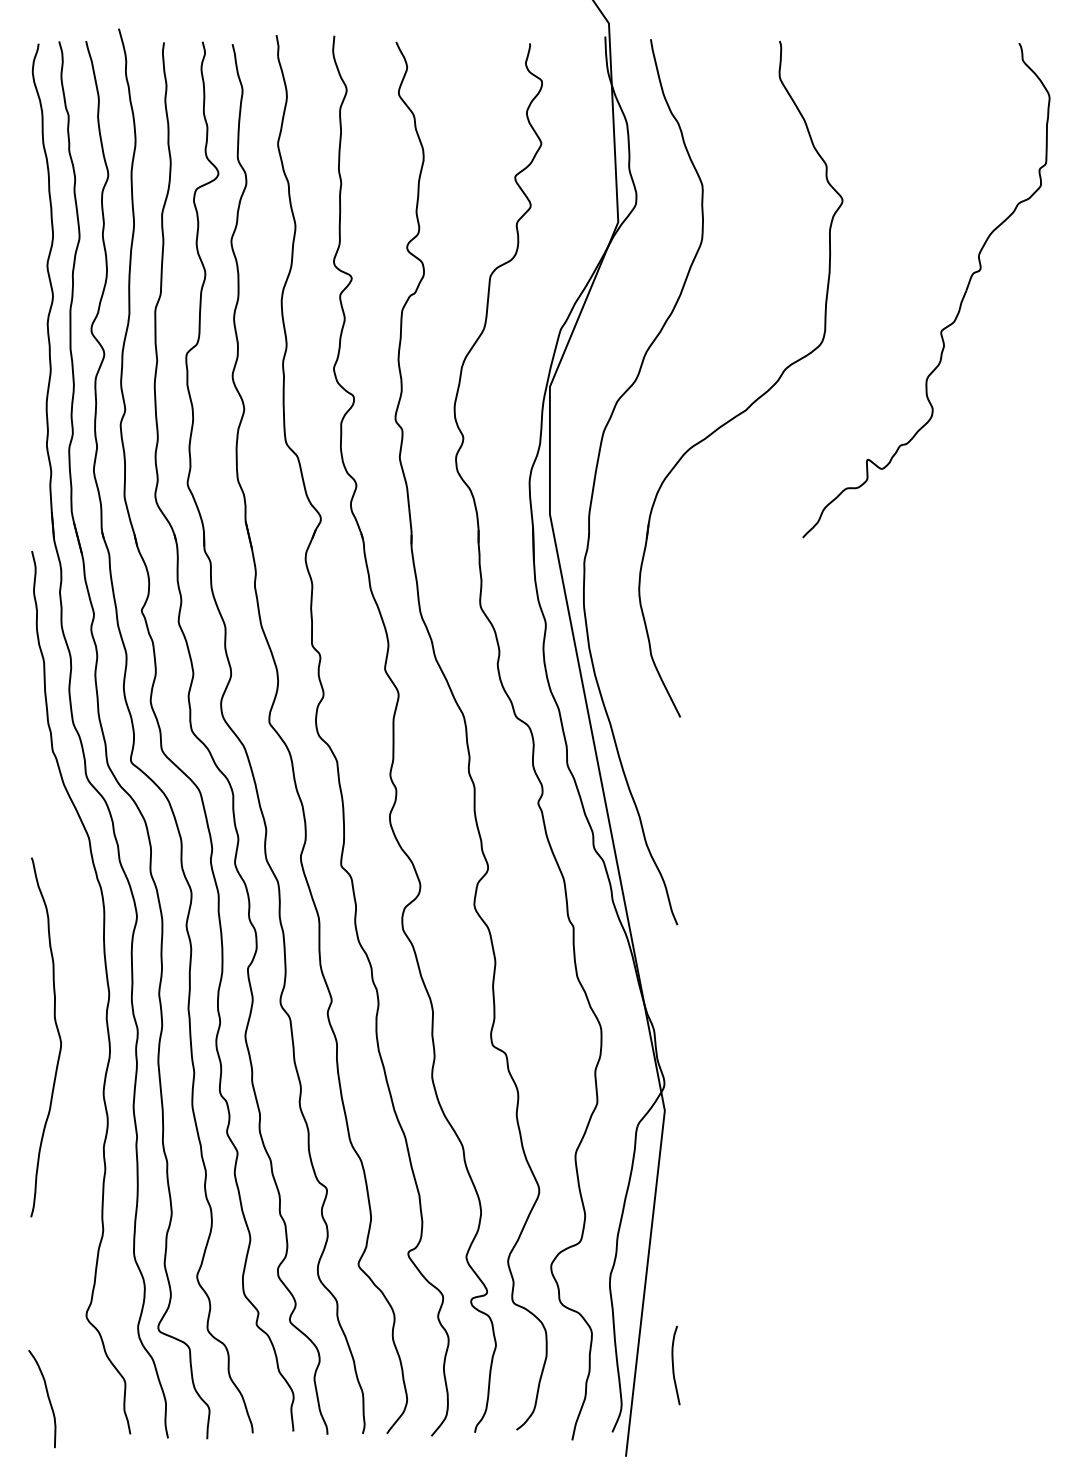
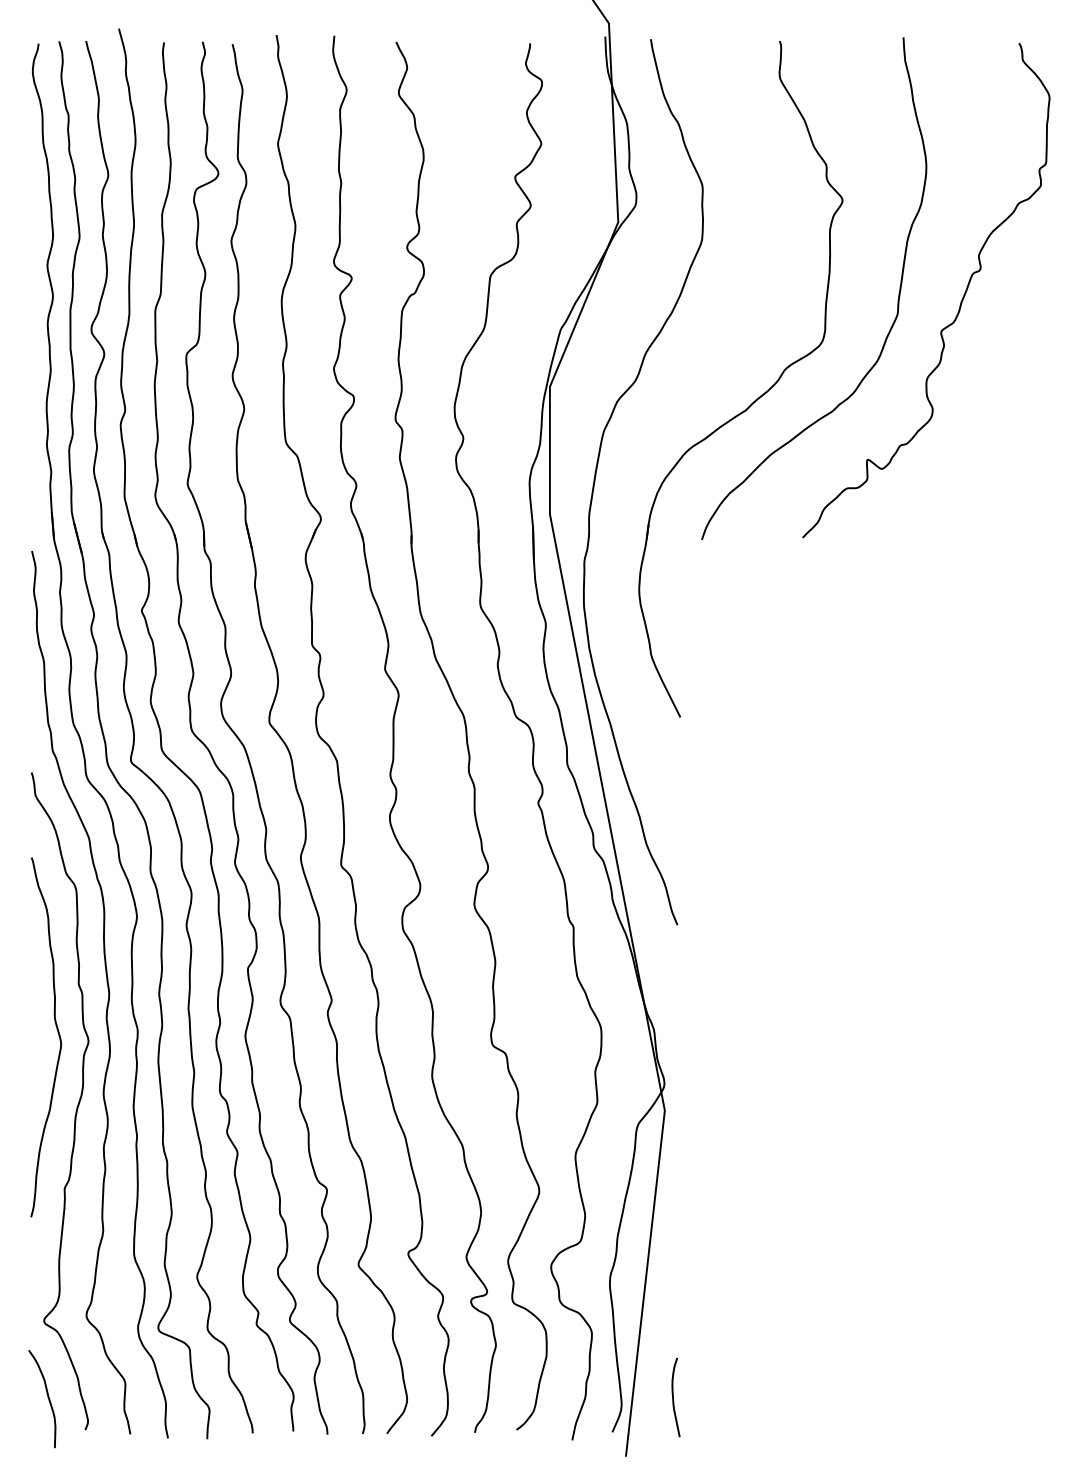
curve: none -> present (897, 299)
curve: none -> present (76, 1107)
curve position: (673, 1365) -> (673, 1397) (673, 1397)
